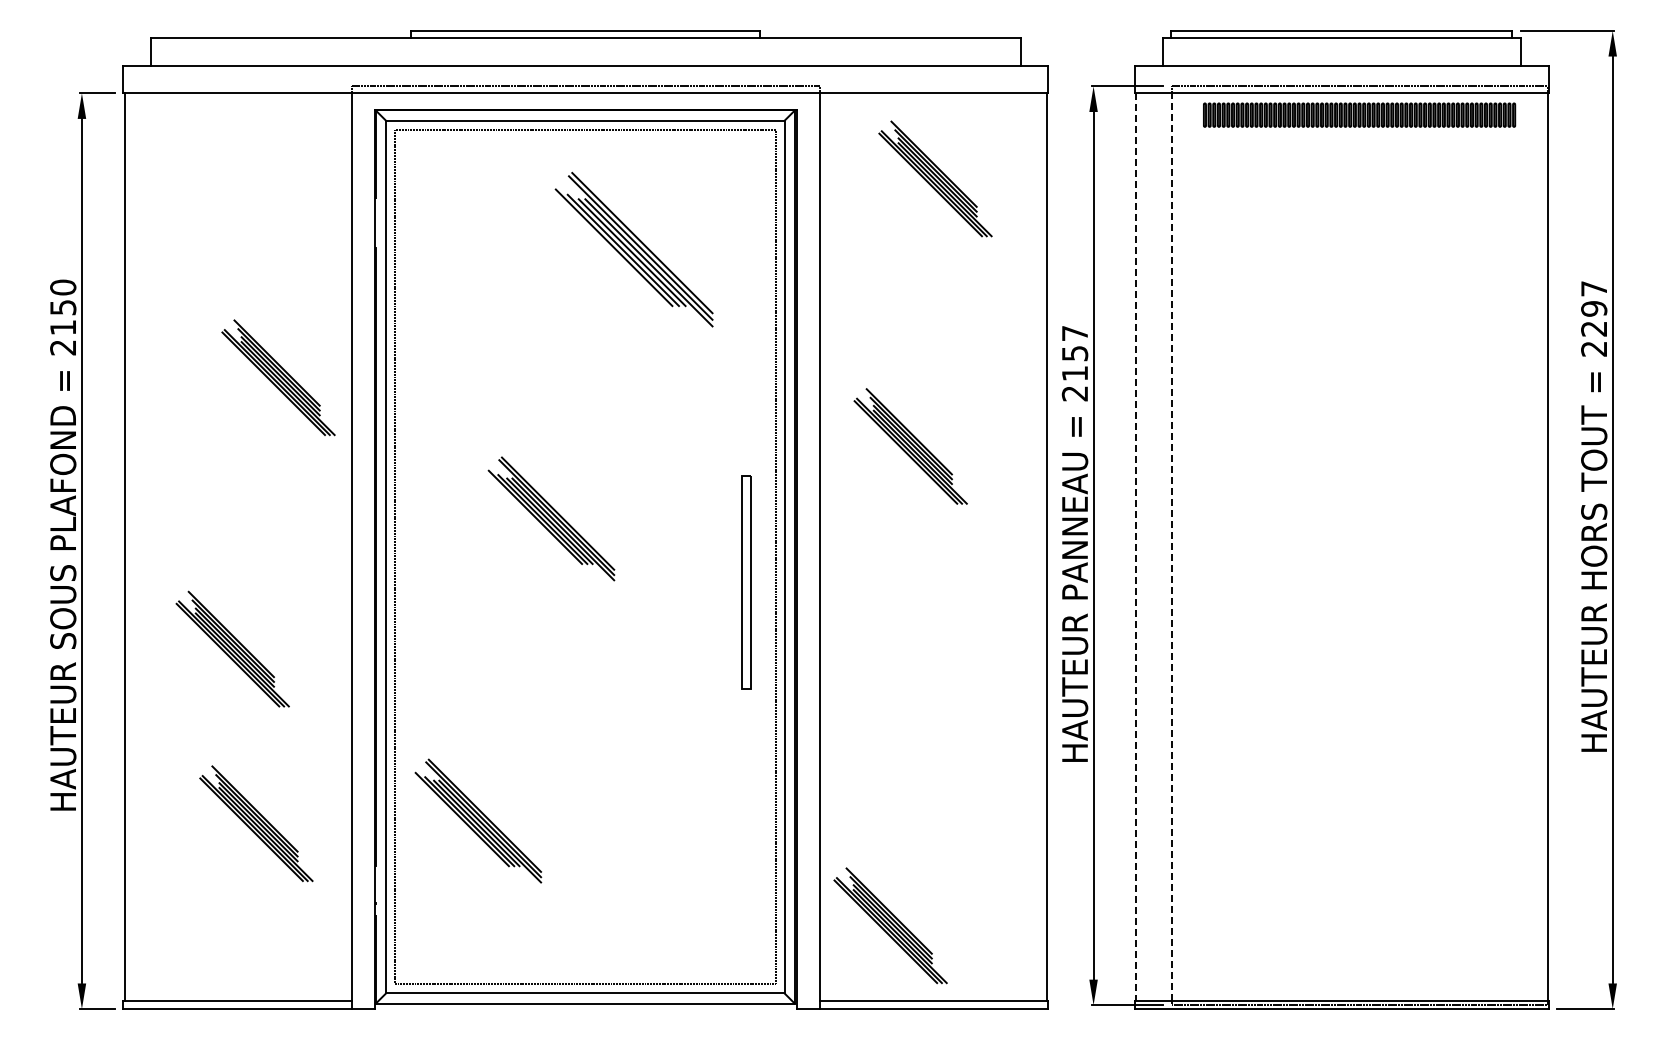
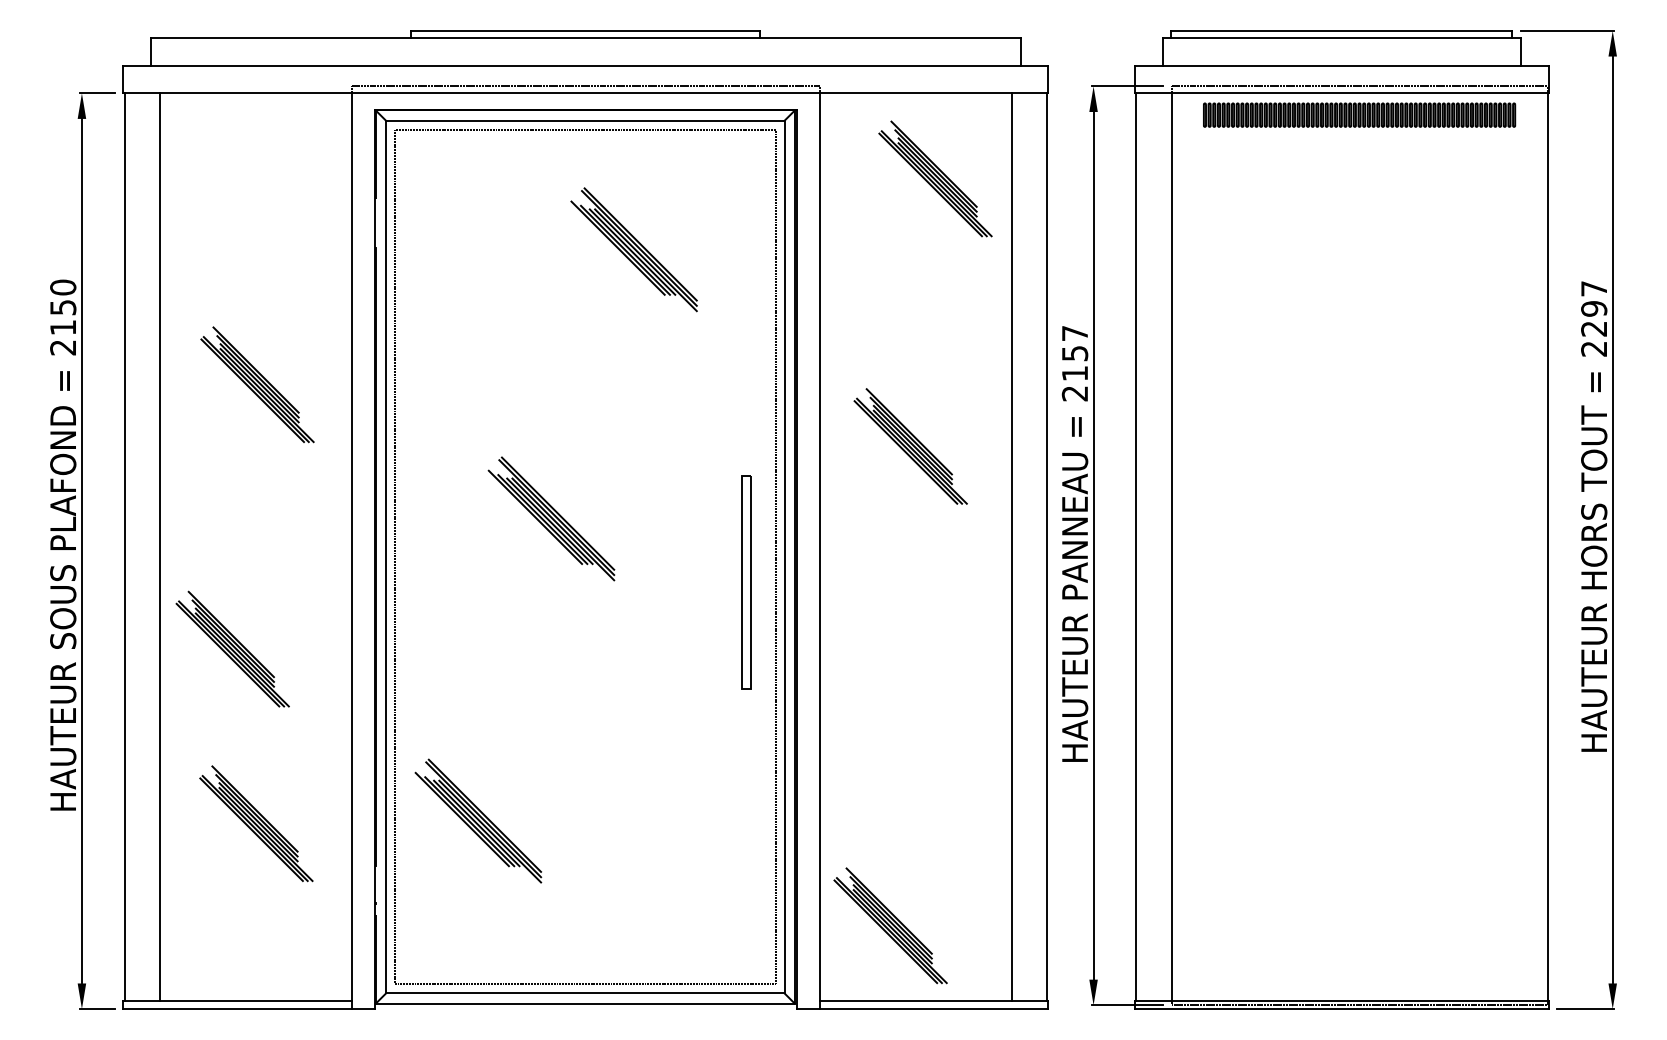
part size: 160x157 px -> 128x126 px (633, 249)
part position: (278, 377) -> (257, 384) (257, 384)
line: none -> present (159, 547)
line: none -> present (1011, 547)
line: dashed -> solid (1136, 547)
line: dashed -> solid (1171, 547)
